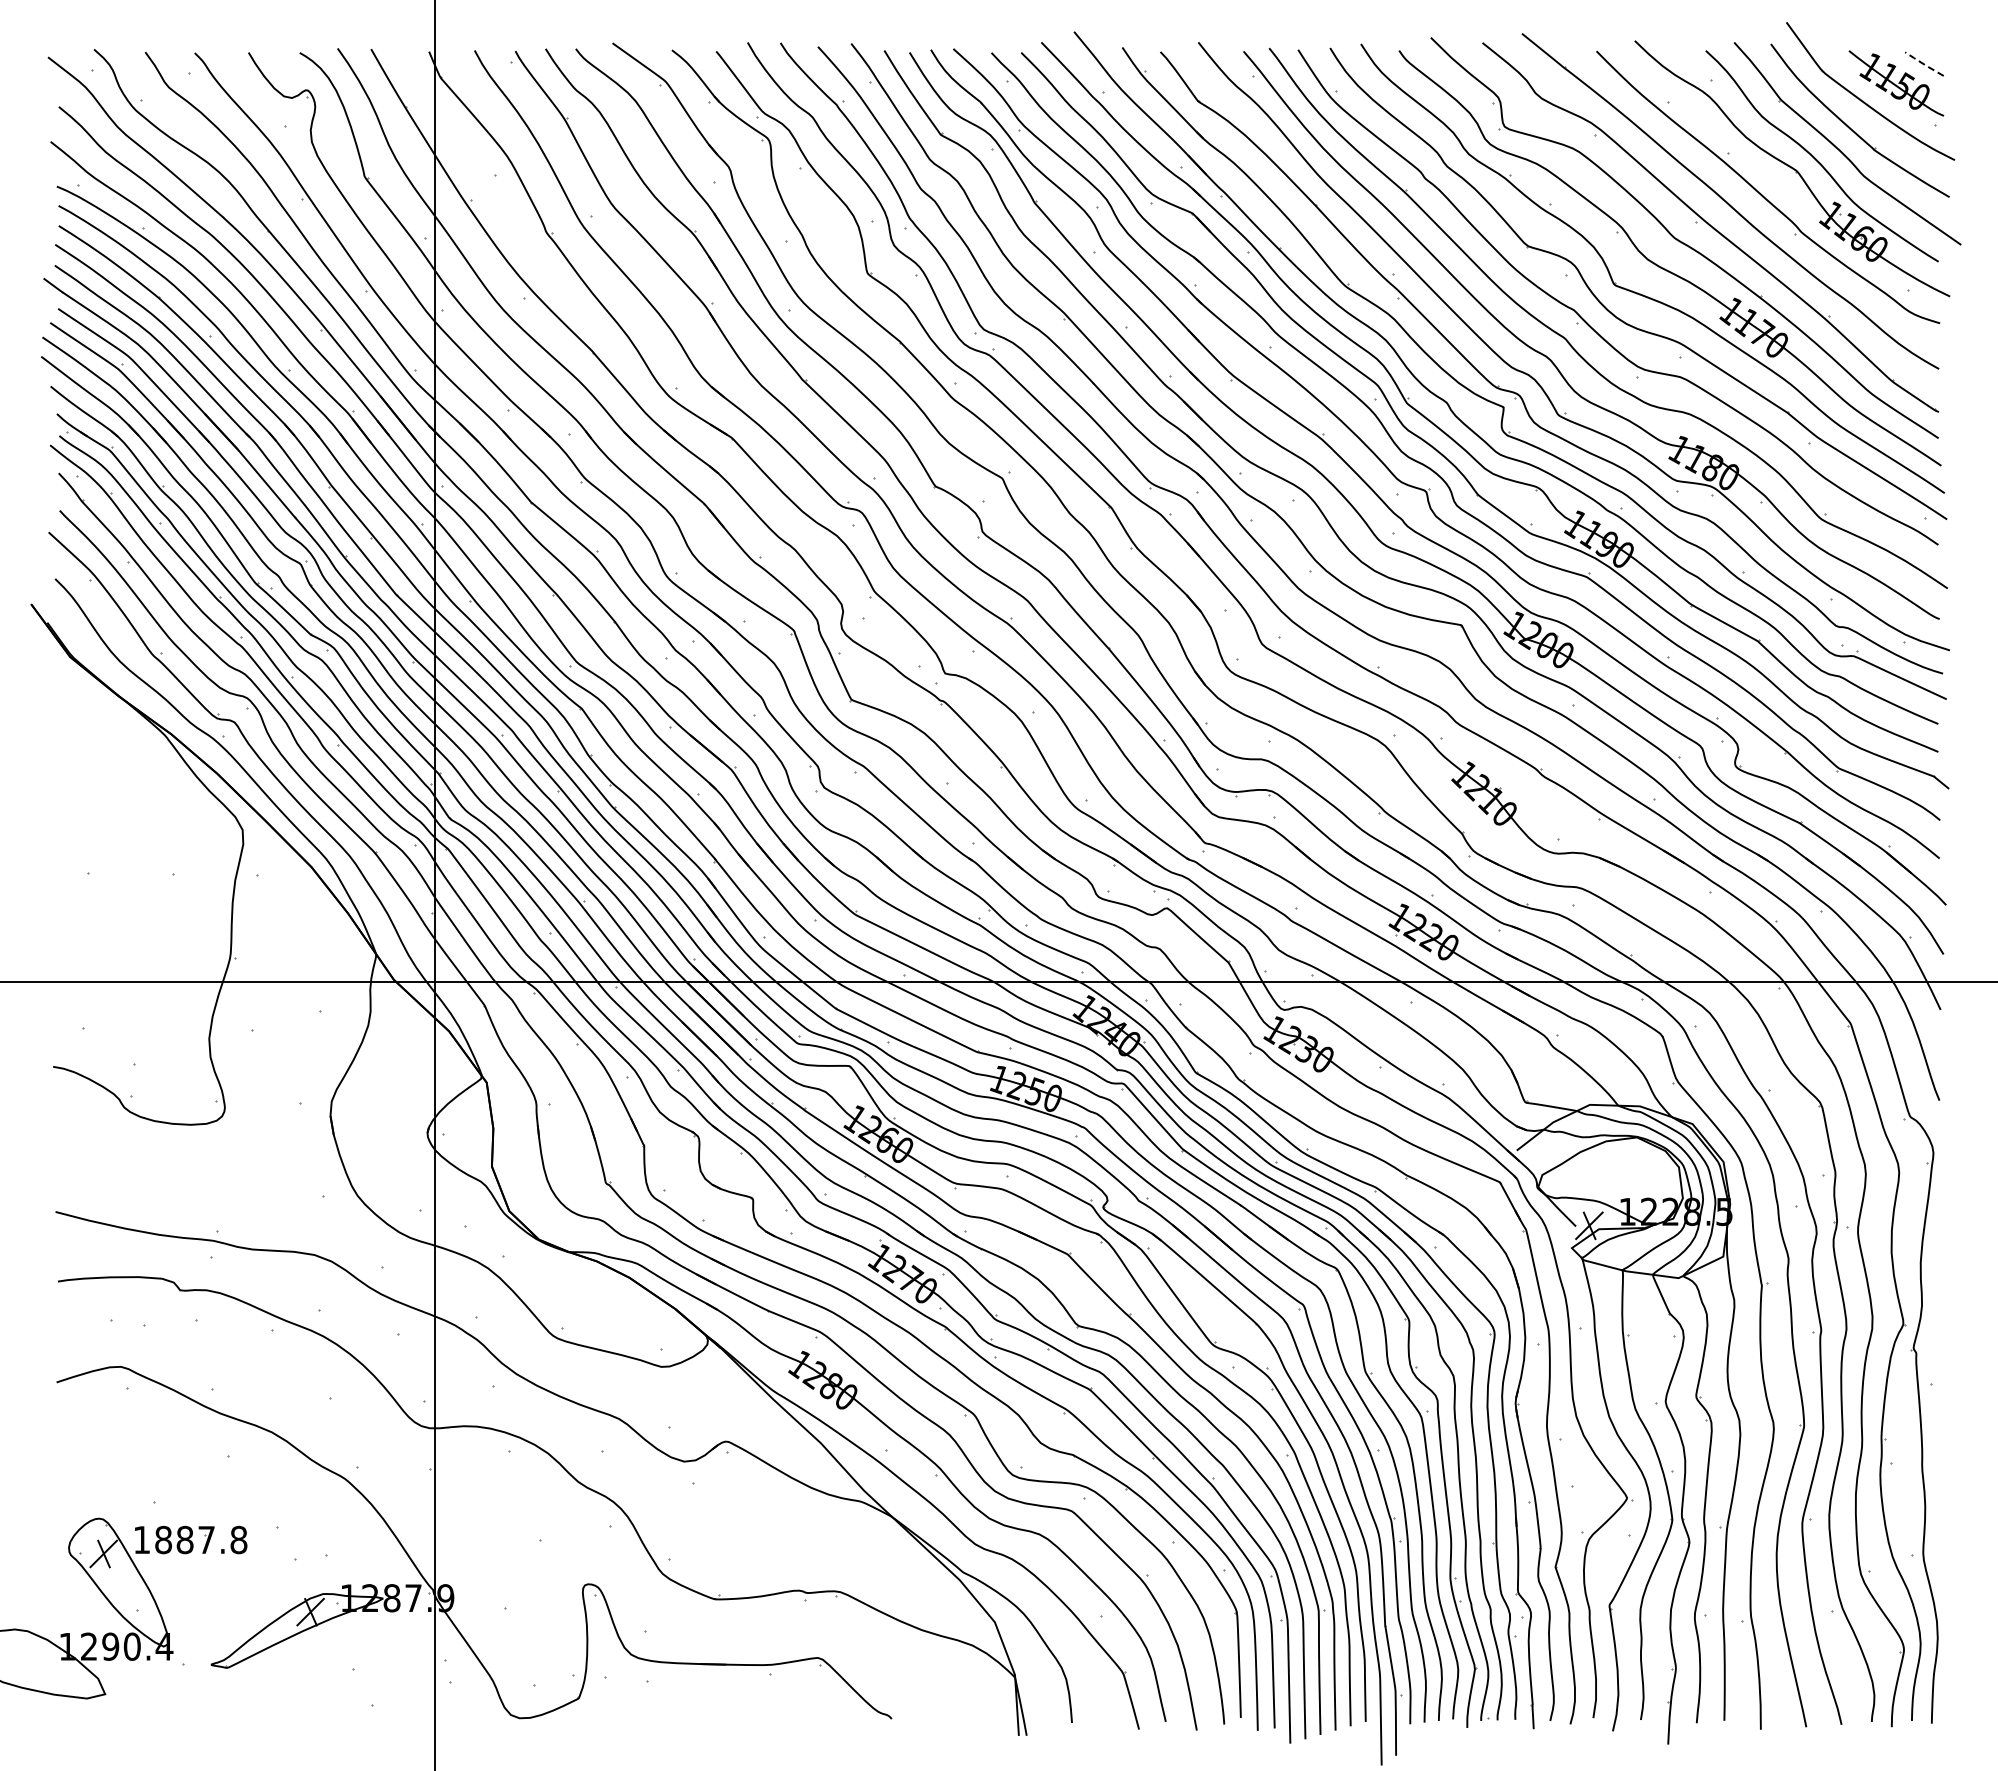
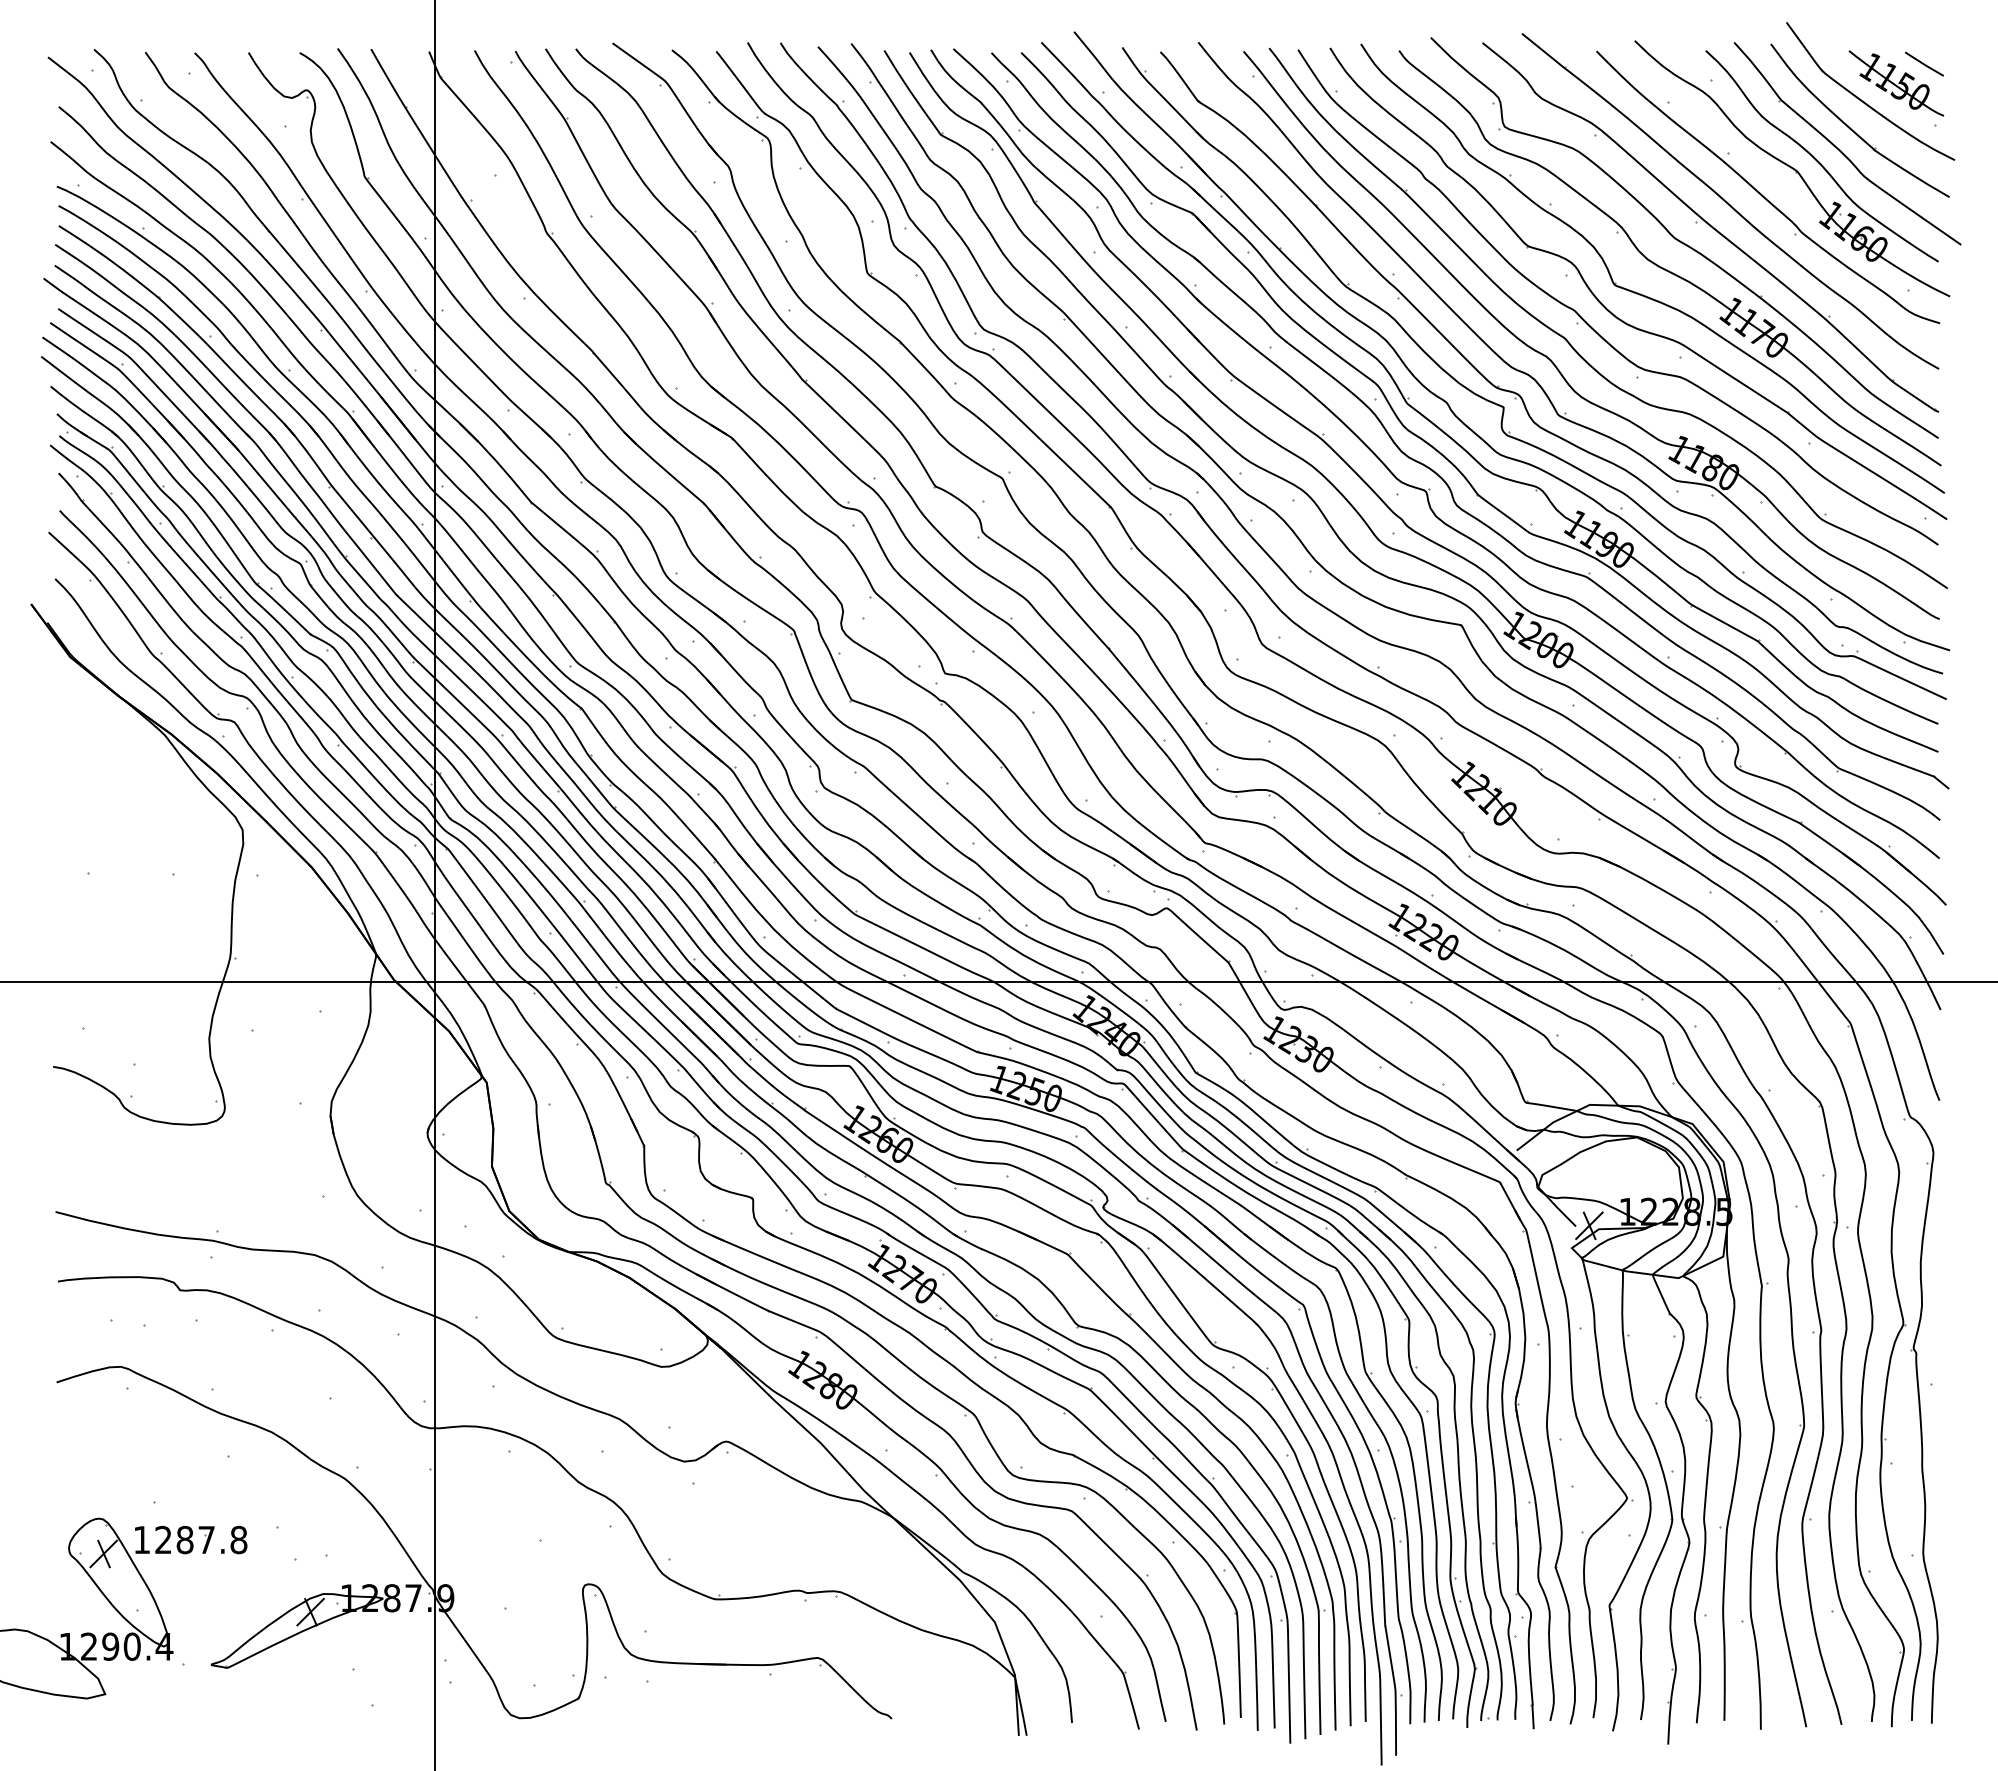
line: dashed -> solid (1923, 64)
text: 1887.8 -> 1287.8 (163, 1540)
